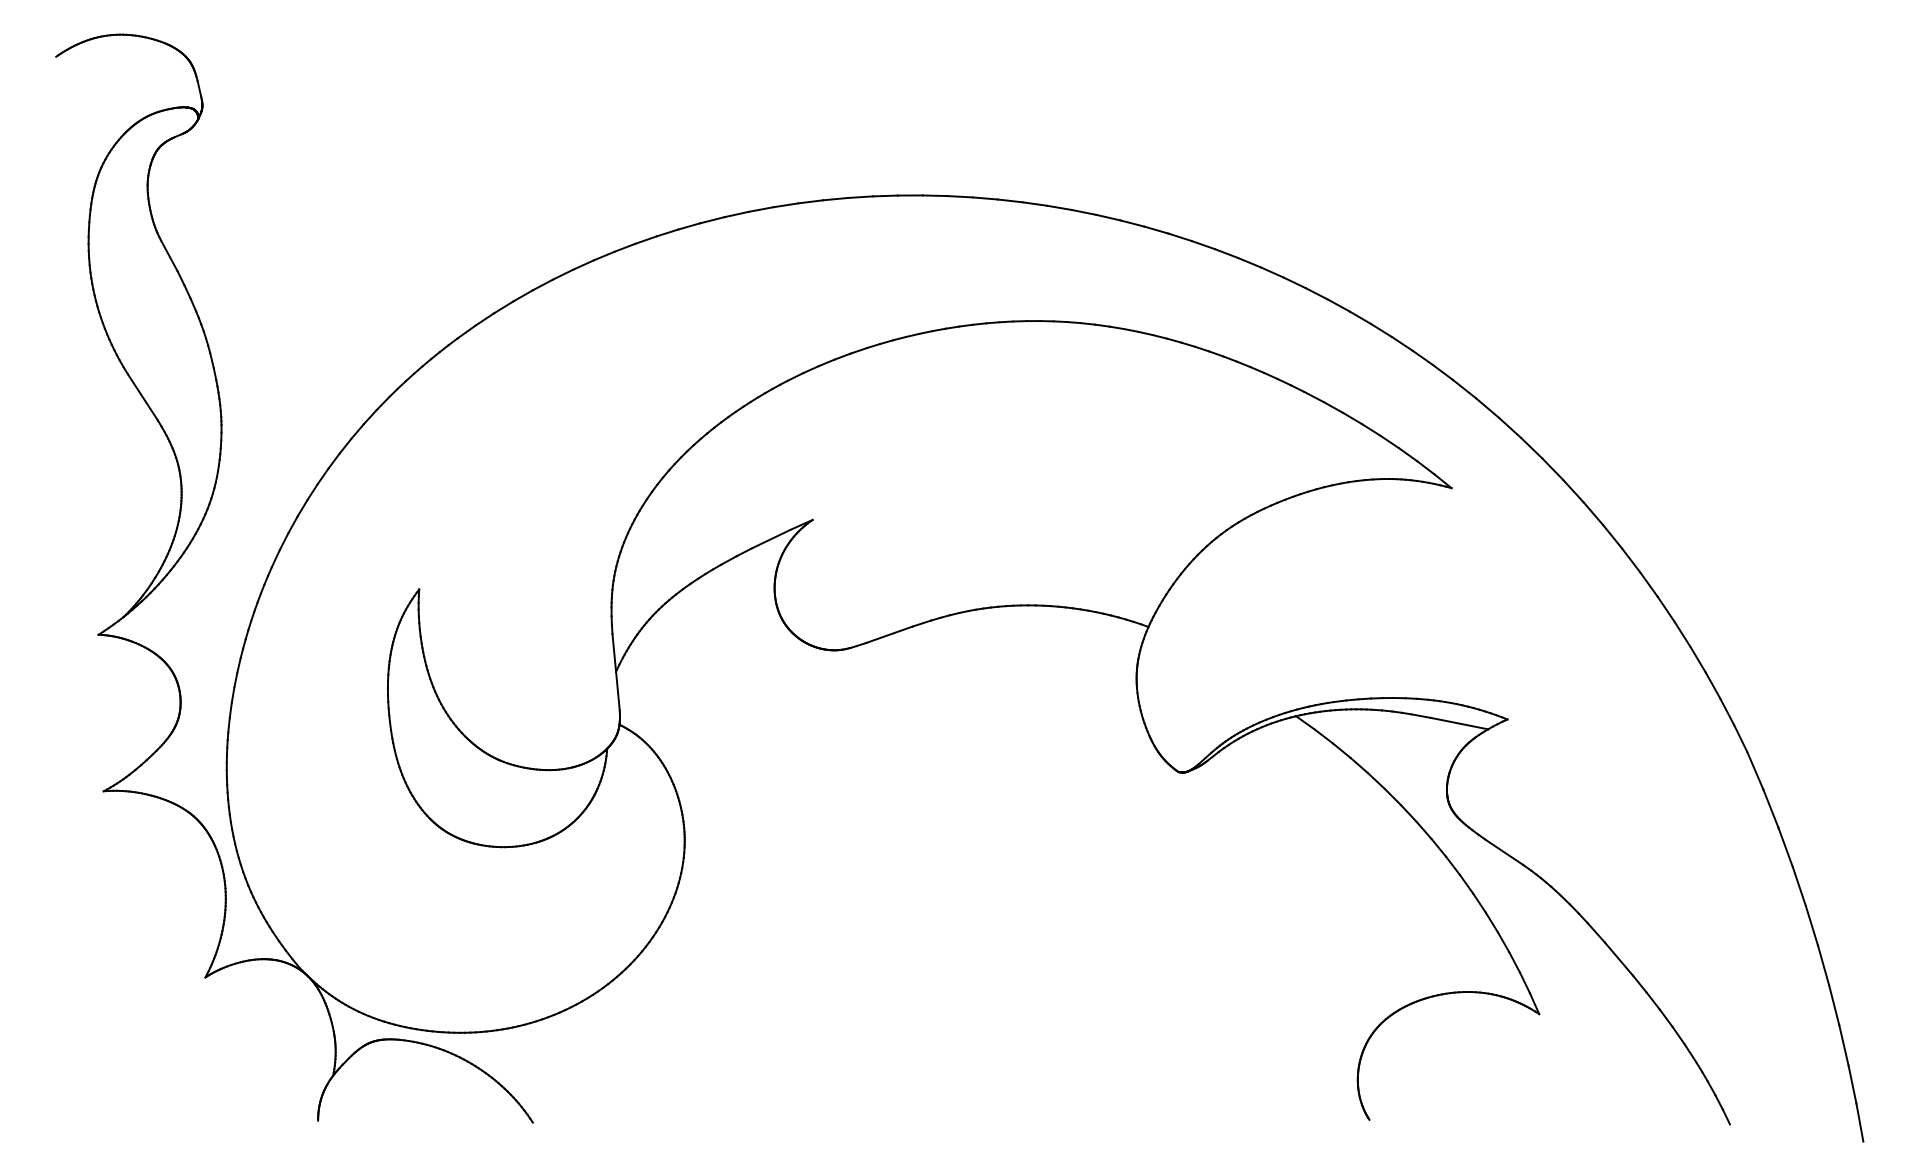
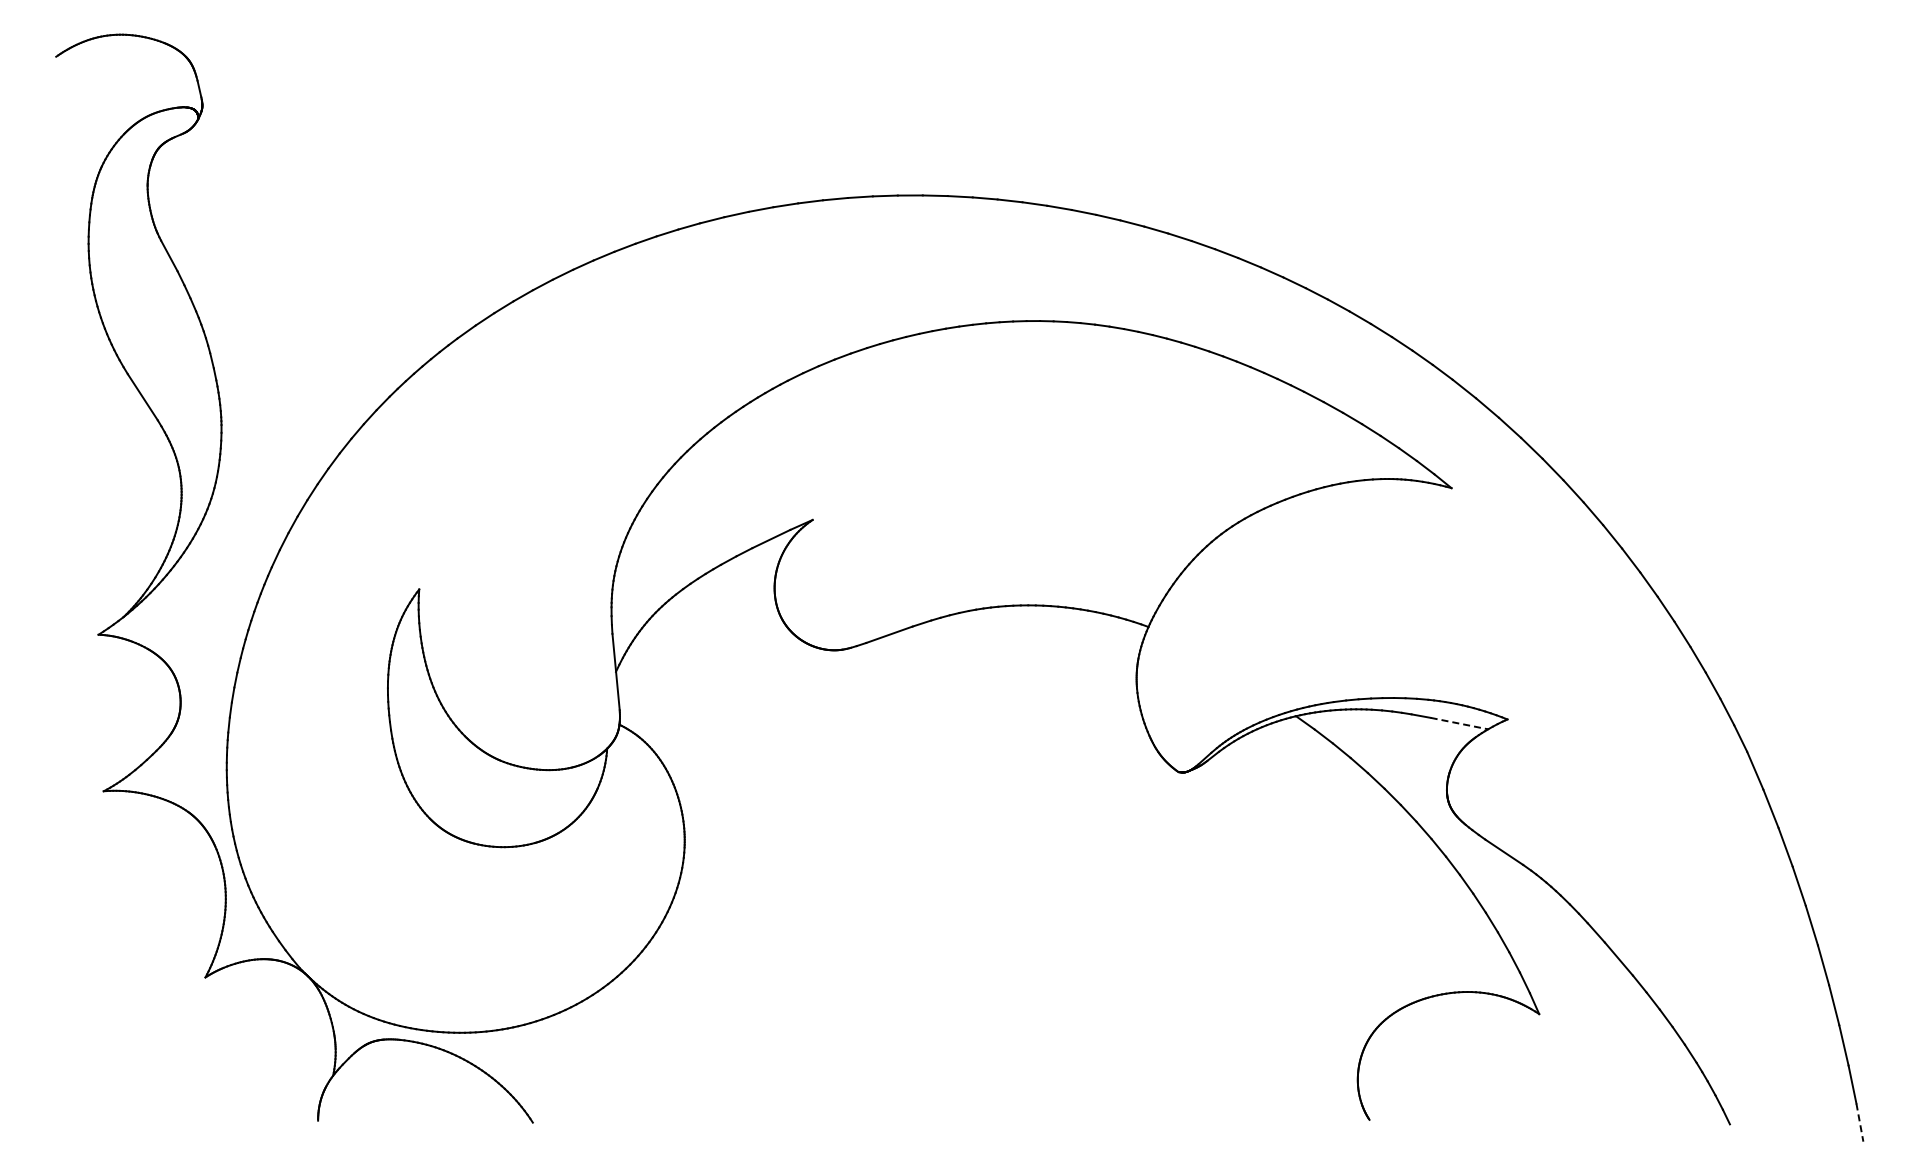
line: solid -> dashed (1459, 723)
line: solid -> dashed (1859, 1123)
